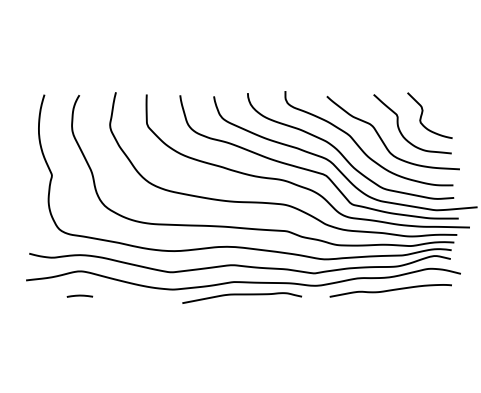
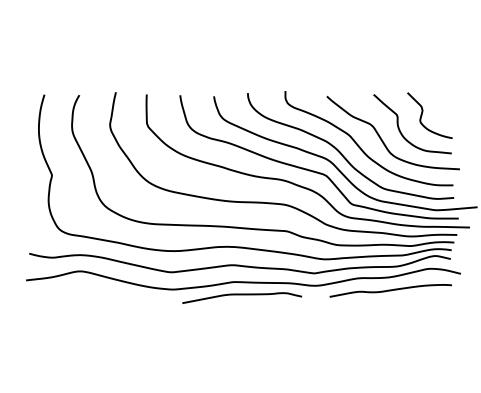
line: present -> none (79, 295)
